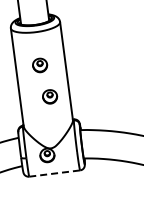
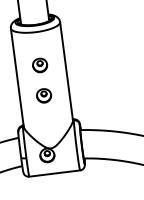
part position: (50, 96) -> (44, 95) (44, 95)
line: dashed -> solid (54, 173)
